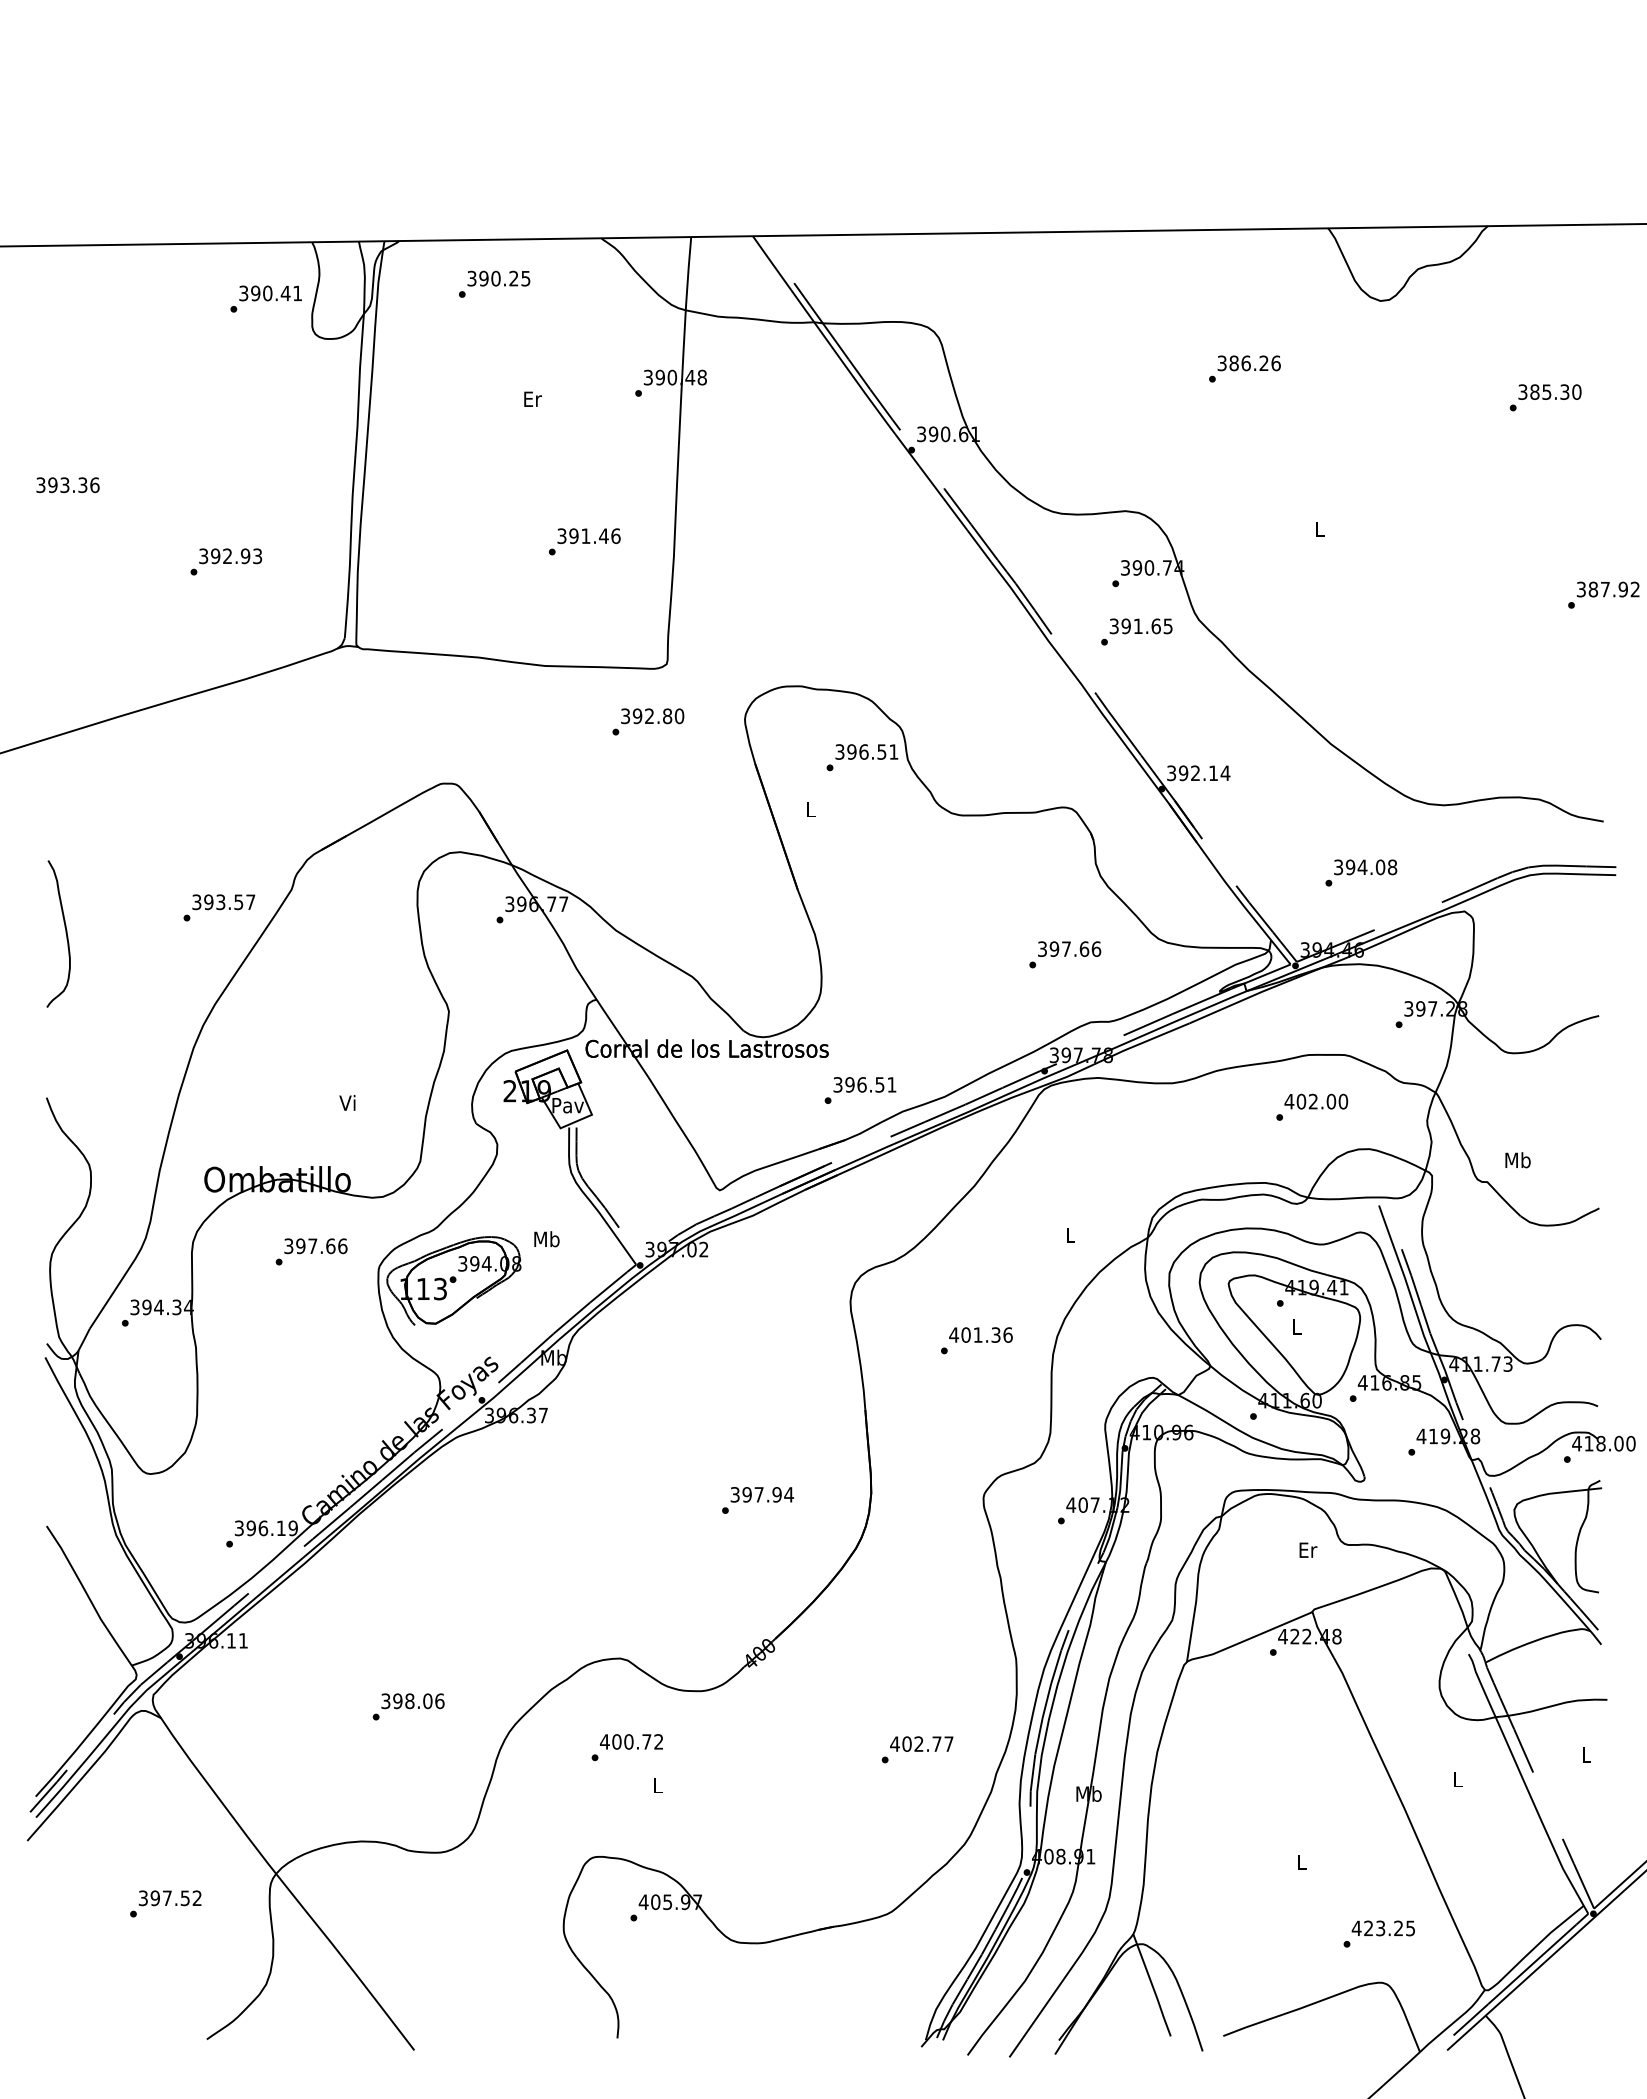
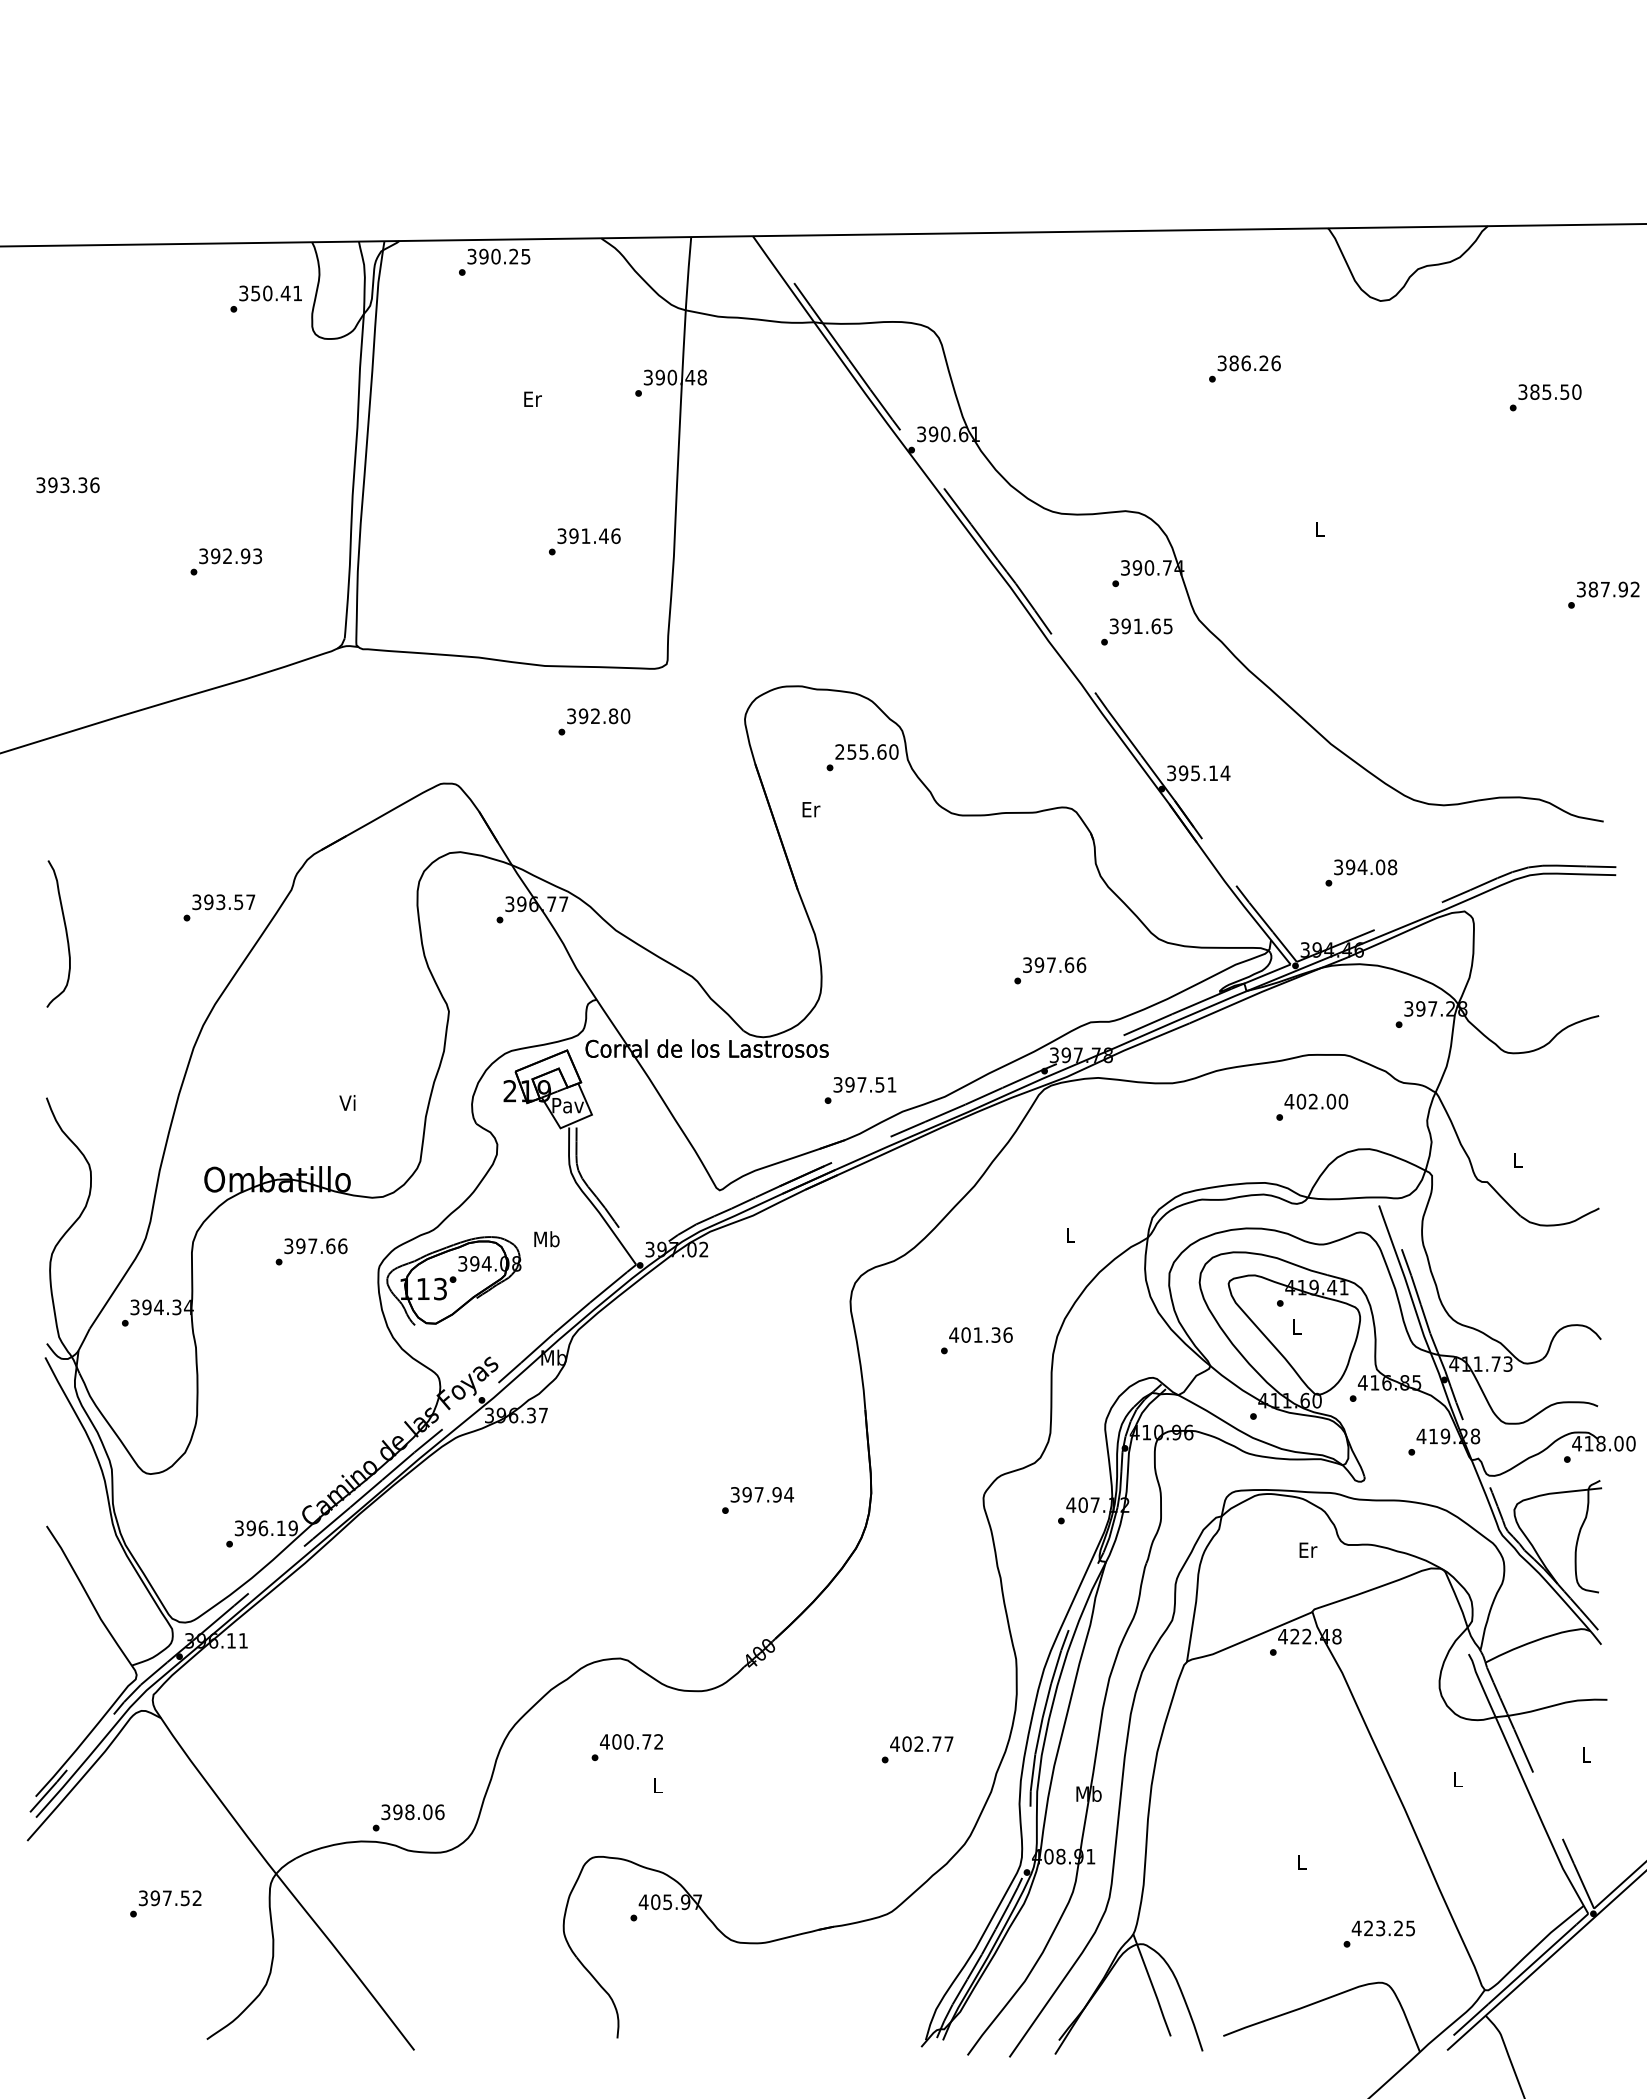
text position: (494, 283) -> (494, 261) (494, 261)
text: 390.41 -> 350.41 (255, 292)
text: 385.30 -> 385.50 (1564, 391)
text position: (648, 721) -> (594, 721) (594, 721)
text: 396.51 -> 255.60 (866, 751)
text: 392.14 -> 395.14 (1195, 773)
text: L -> Er (811, 809)
text position: (1065, 954) -> (1050, 970) (1050, 970)
text: 396.51 -> 397.51 (861, 1084)
text: Mb -> L (1517, 1160)
text position: (408, 1706) -> (408, 1817) (408, 1817)
